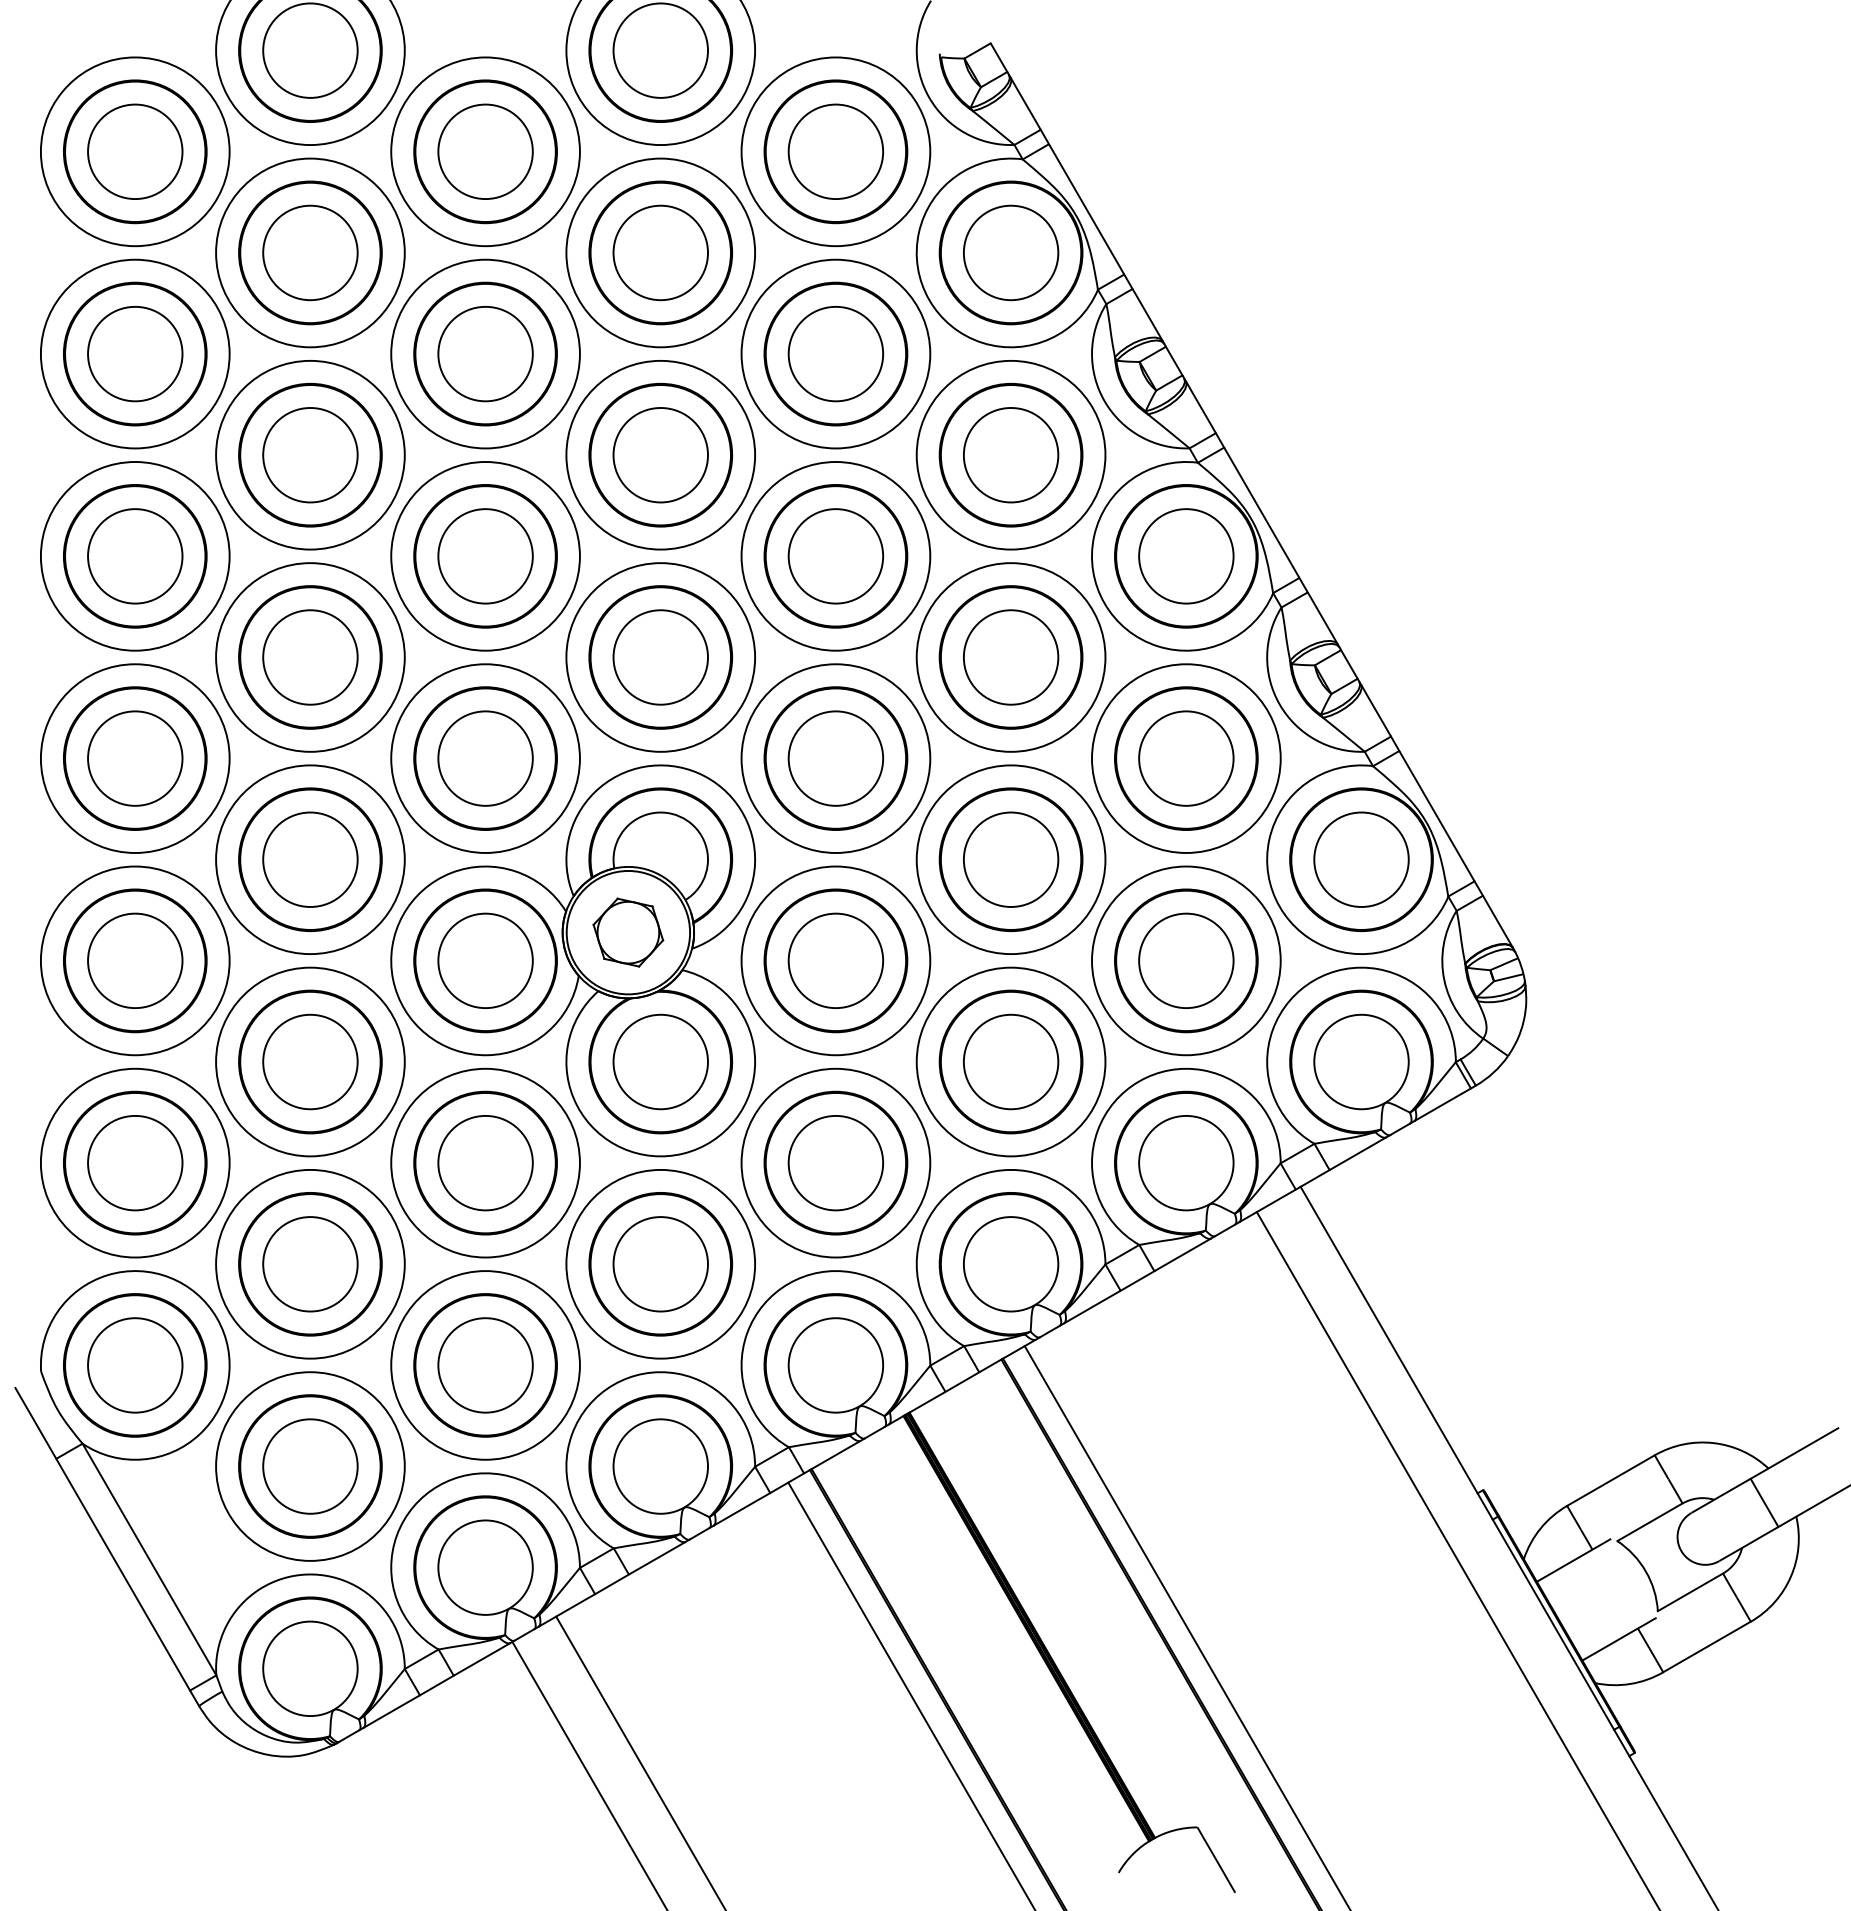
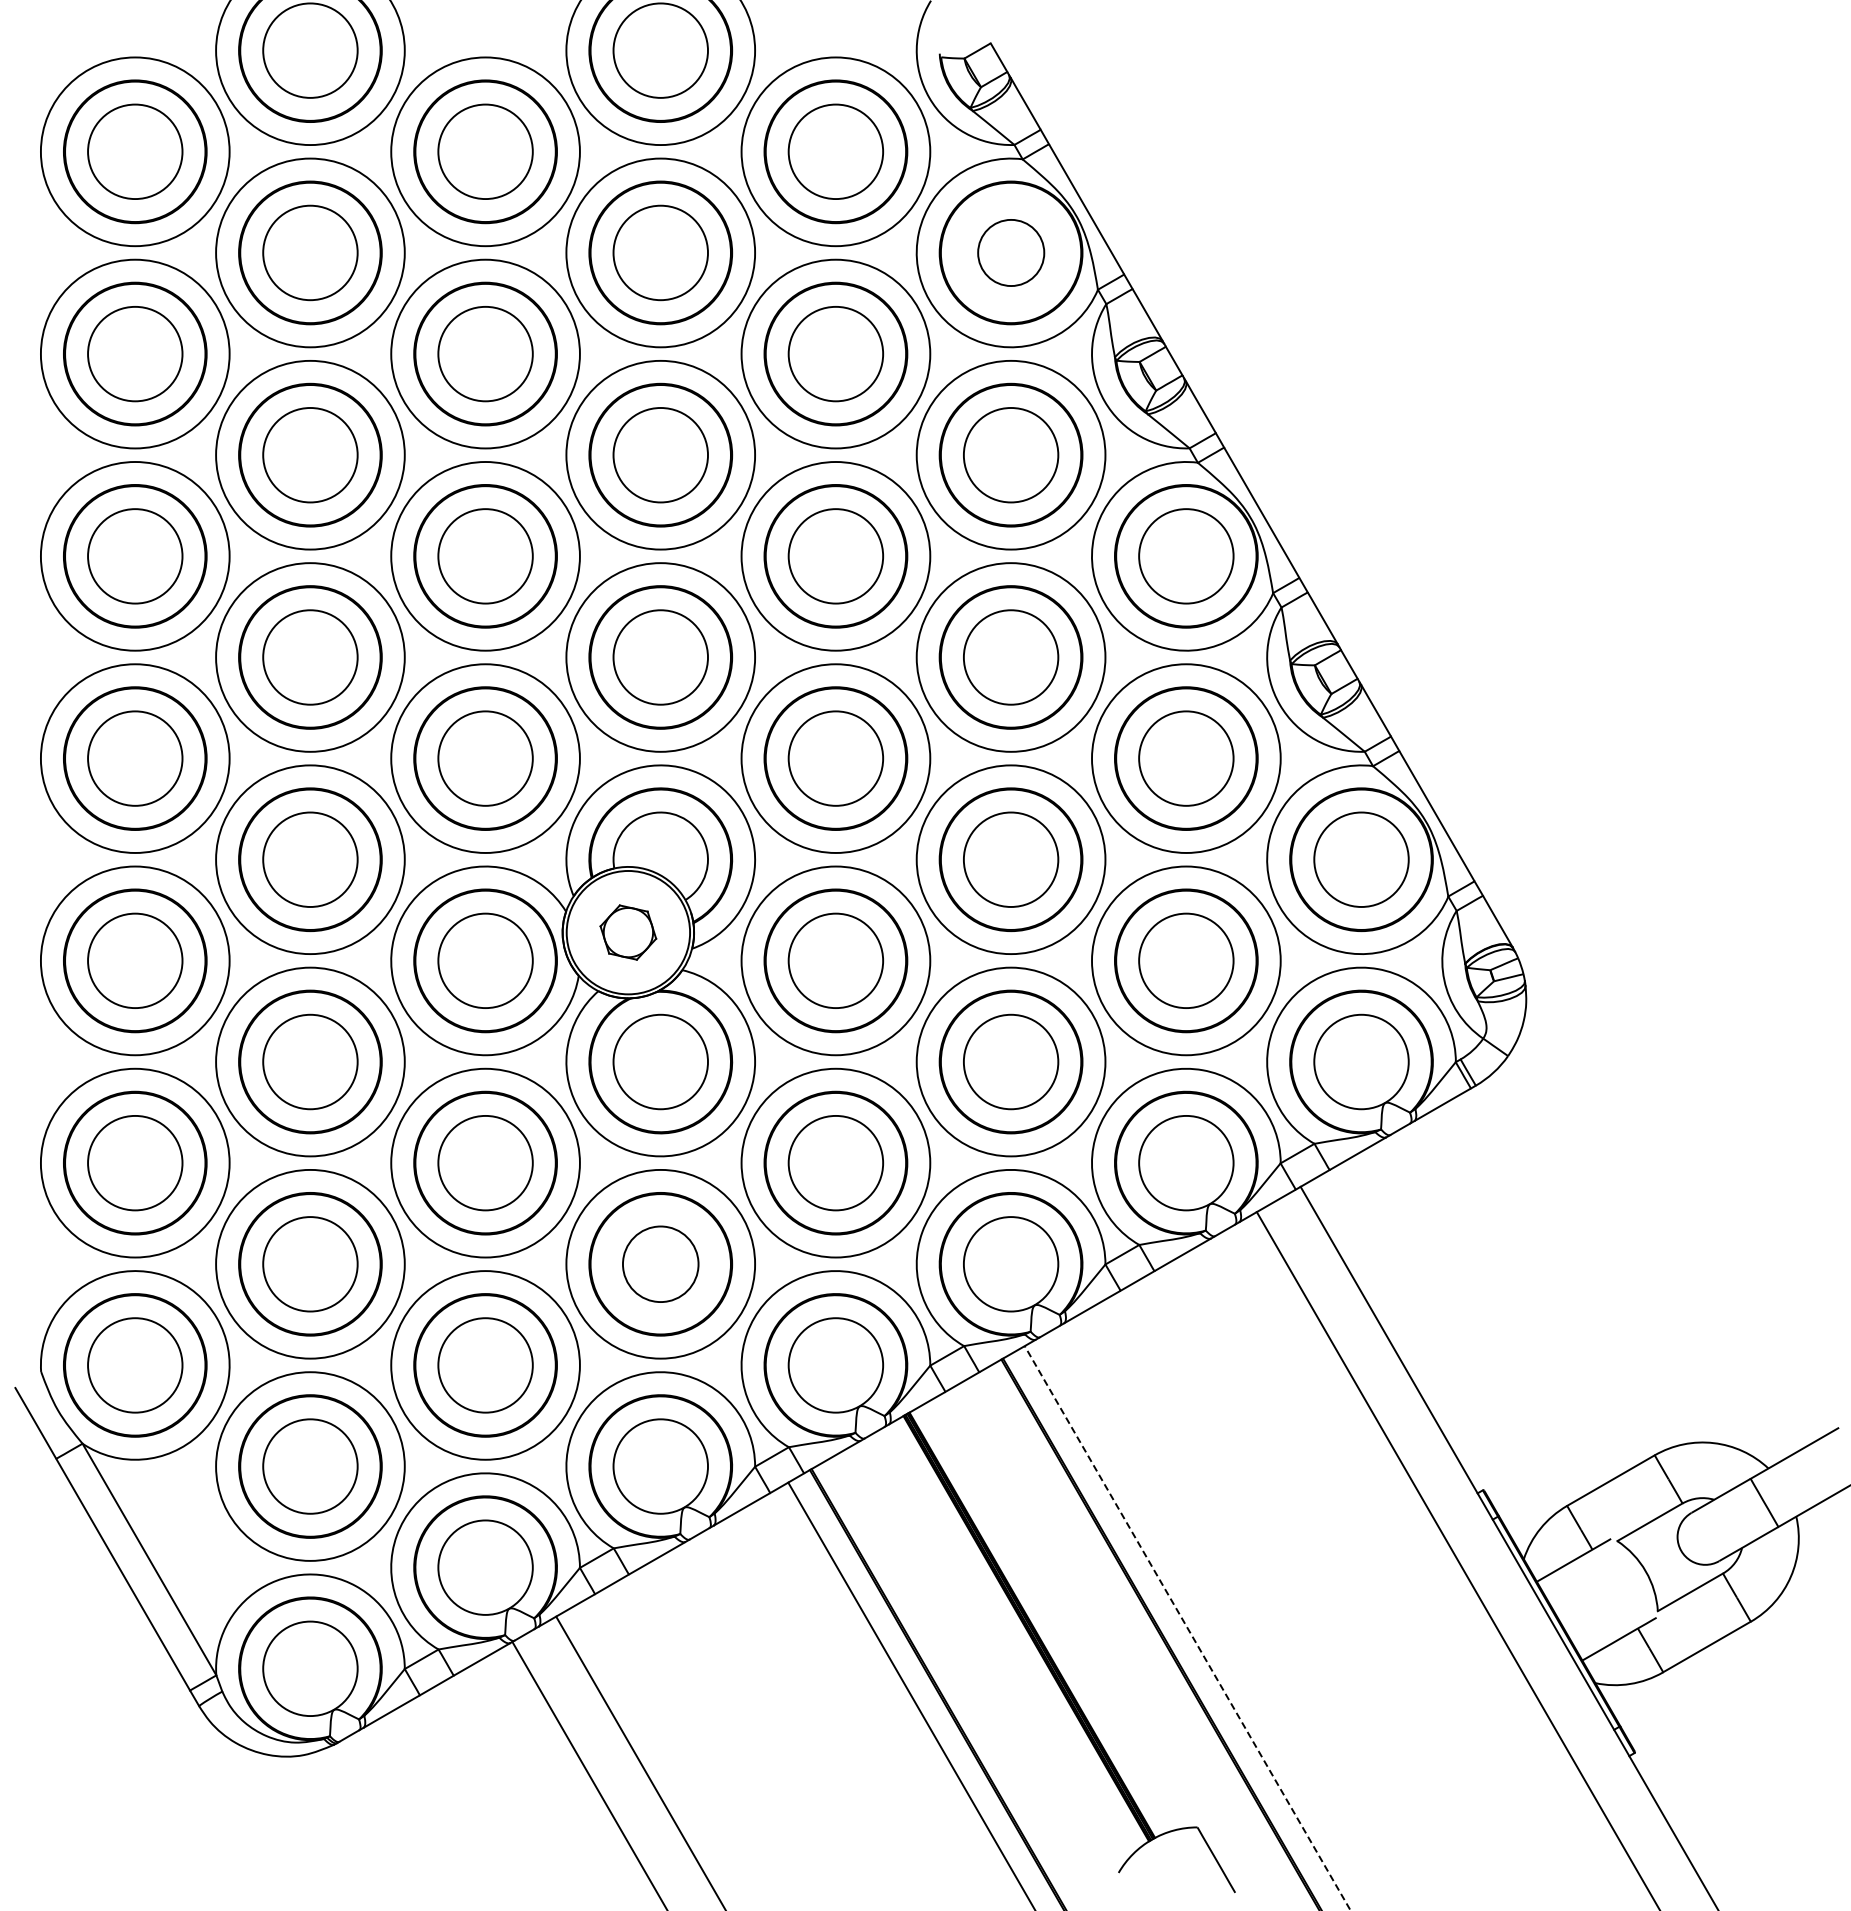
circle size: 97x98 px -> 69x68 px (1011, 252)
part size: 73x71 px -> 59x57 px (628, 932)
circle diameter: 94 px -> 76 px (660, 1264)
line: solid -> dashed (1187, 1628)
